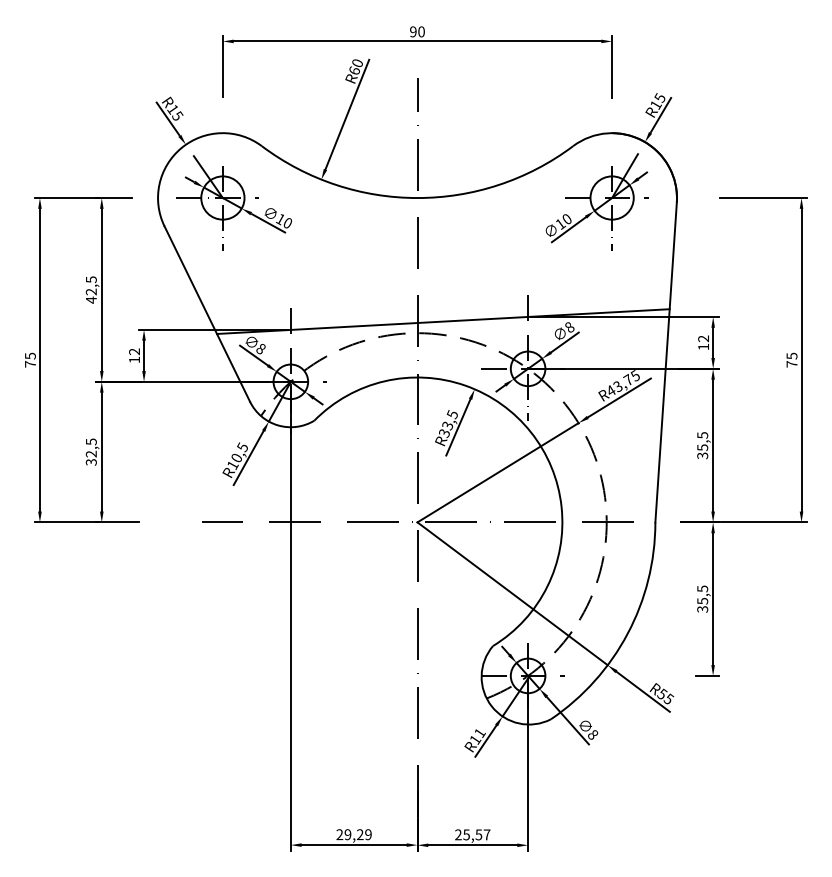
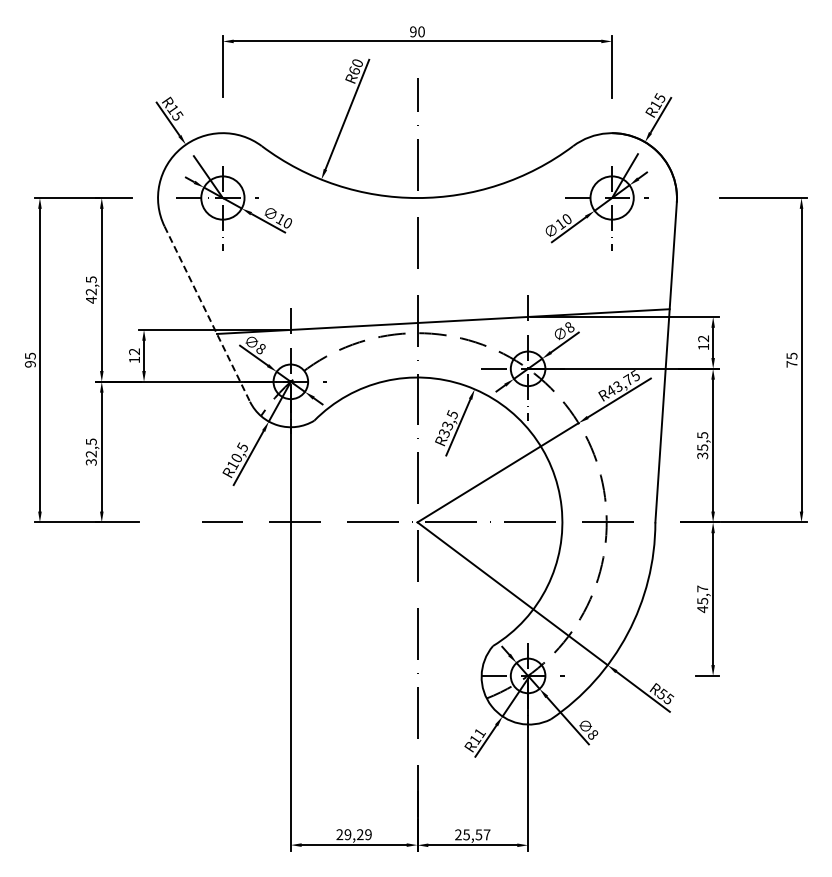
line: solid -> dashed (207, 314)
text: 75 -> 95 (29, 364)
text: 35,5 -> 45,7 (702, 599)
